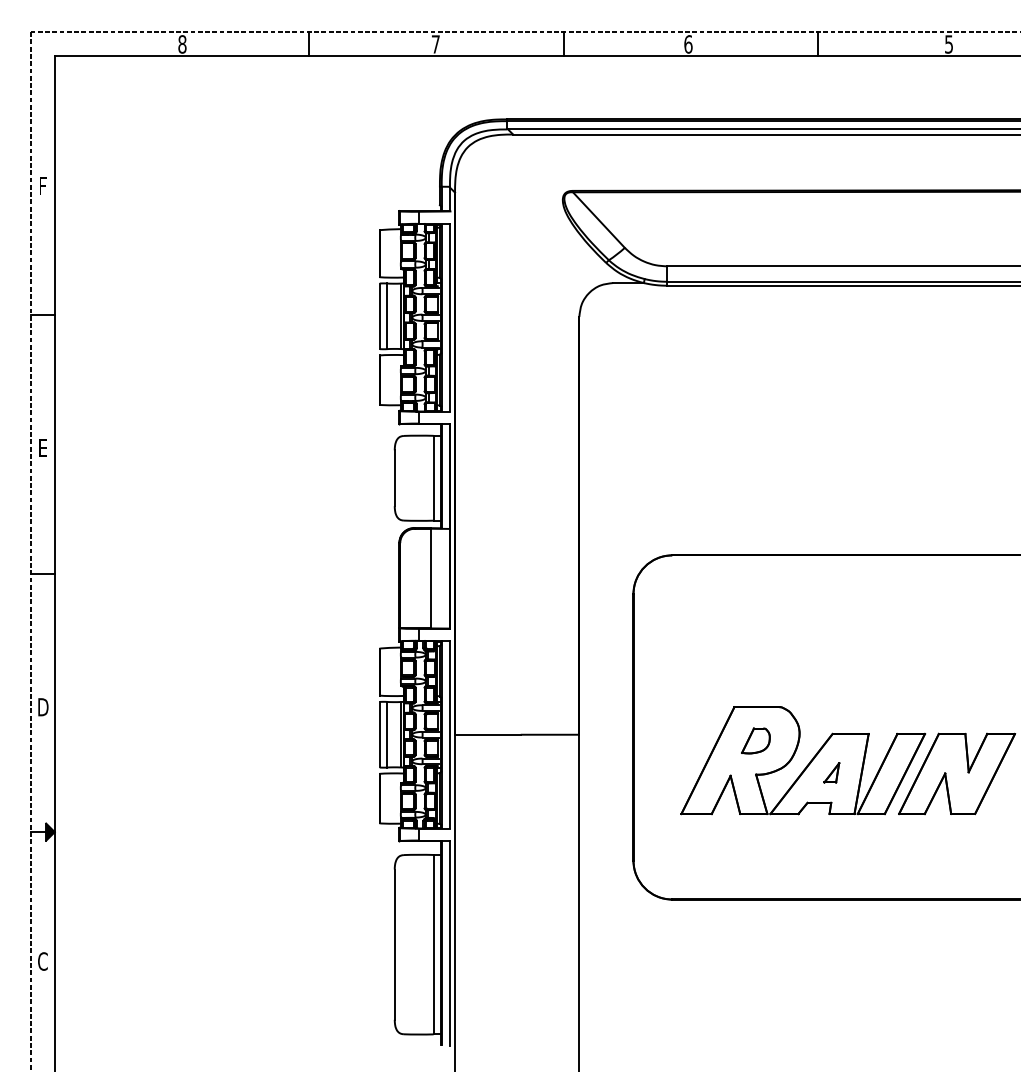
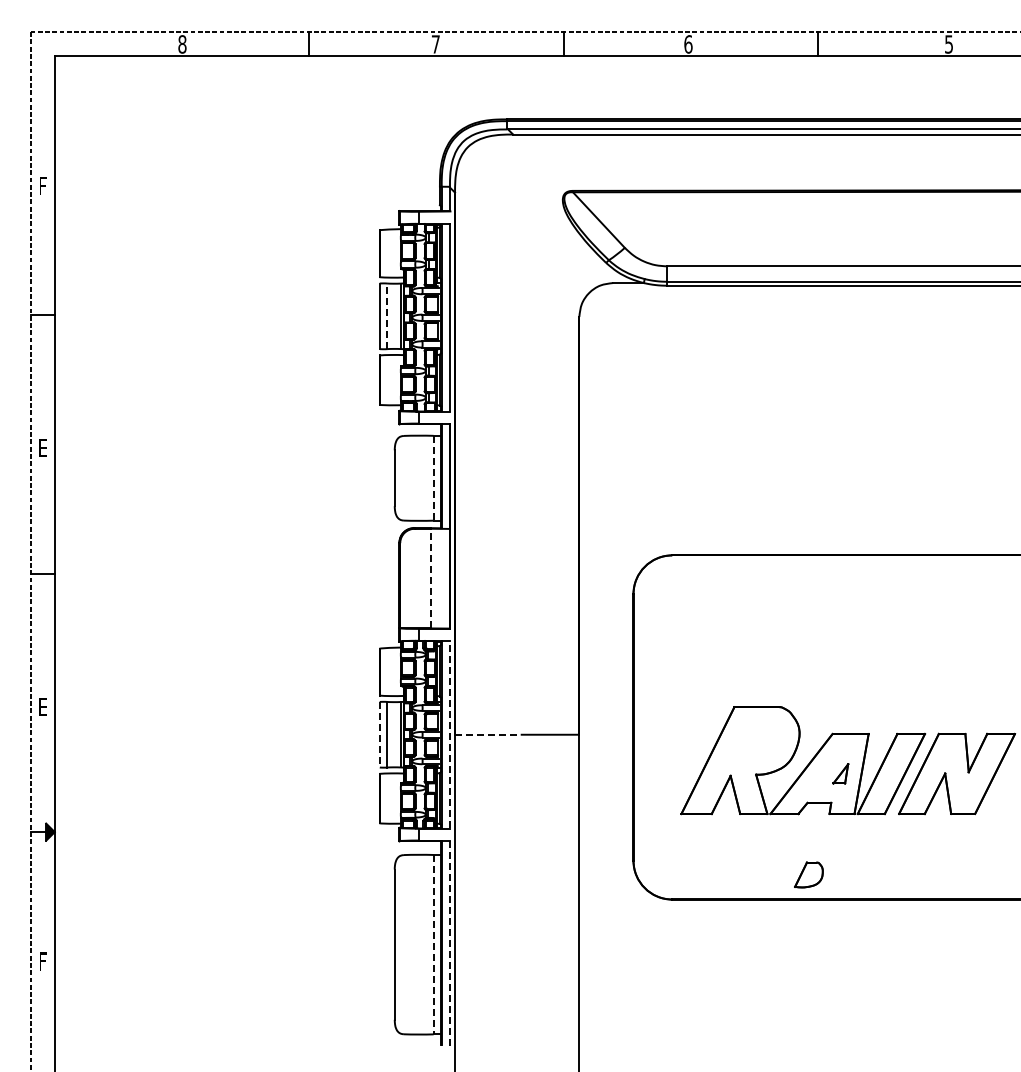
line: solid -> dashed (387, 316)
line: solid -> dashed (433, 478)
line: solid -> dashed (430, 578)
text: D -> E (43, 707)
line: solid -> dashed (379, 734)
line: solid -> dashed (449, 734)
line: solid -> dashed (487, 734)
part position: (755, 740) -> (808, 874) (808, 874)
part position: (831, 772) -> (840, 773) (840, 773)
line: solid -> dashed (449, 942)
line: solid -> dashed (433, 944)
text: C -> F (42, 961)
